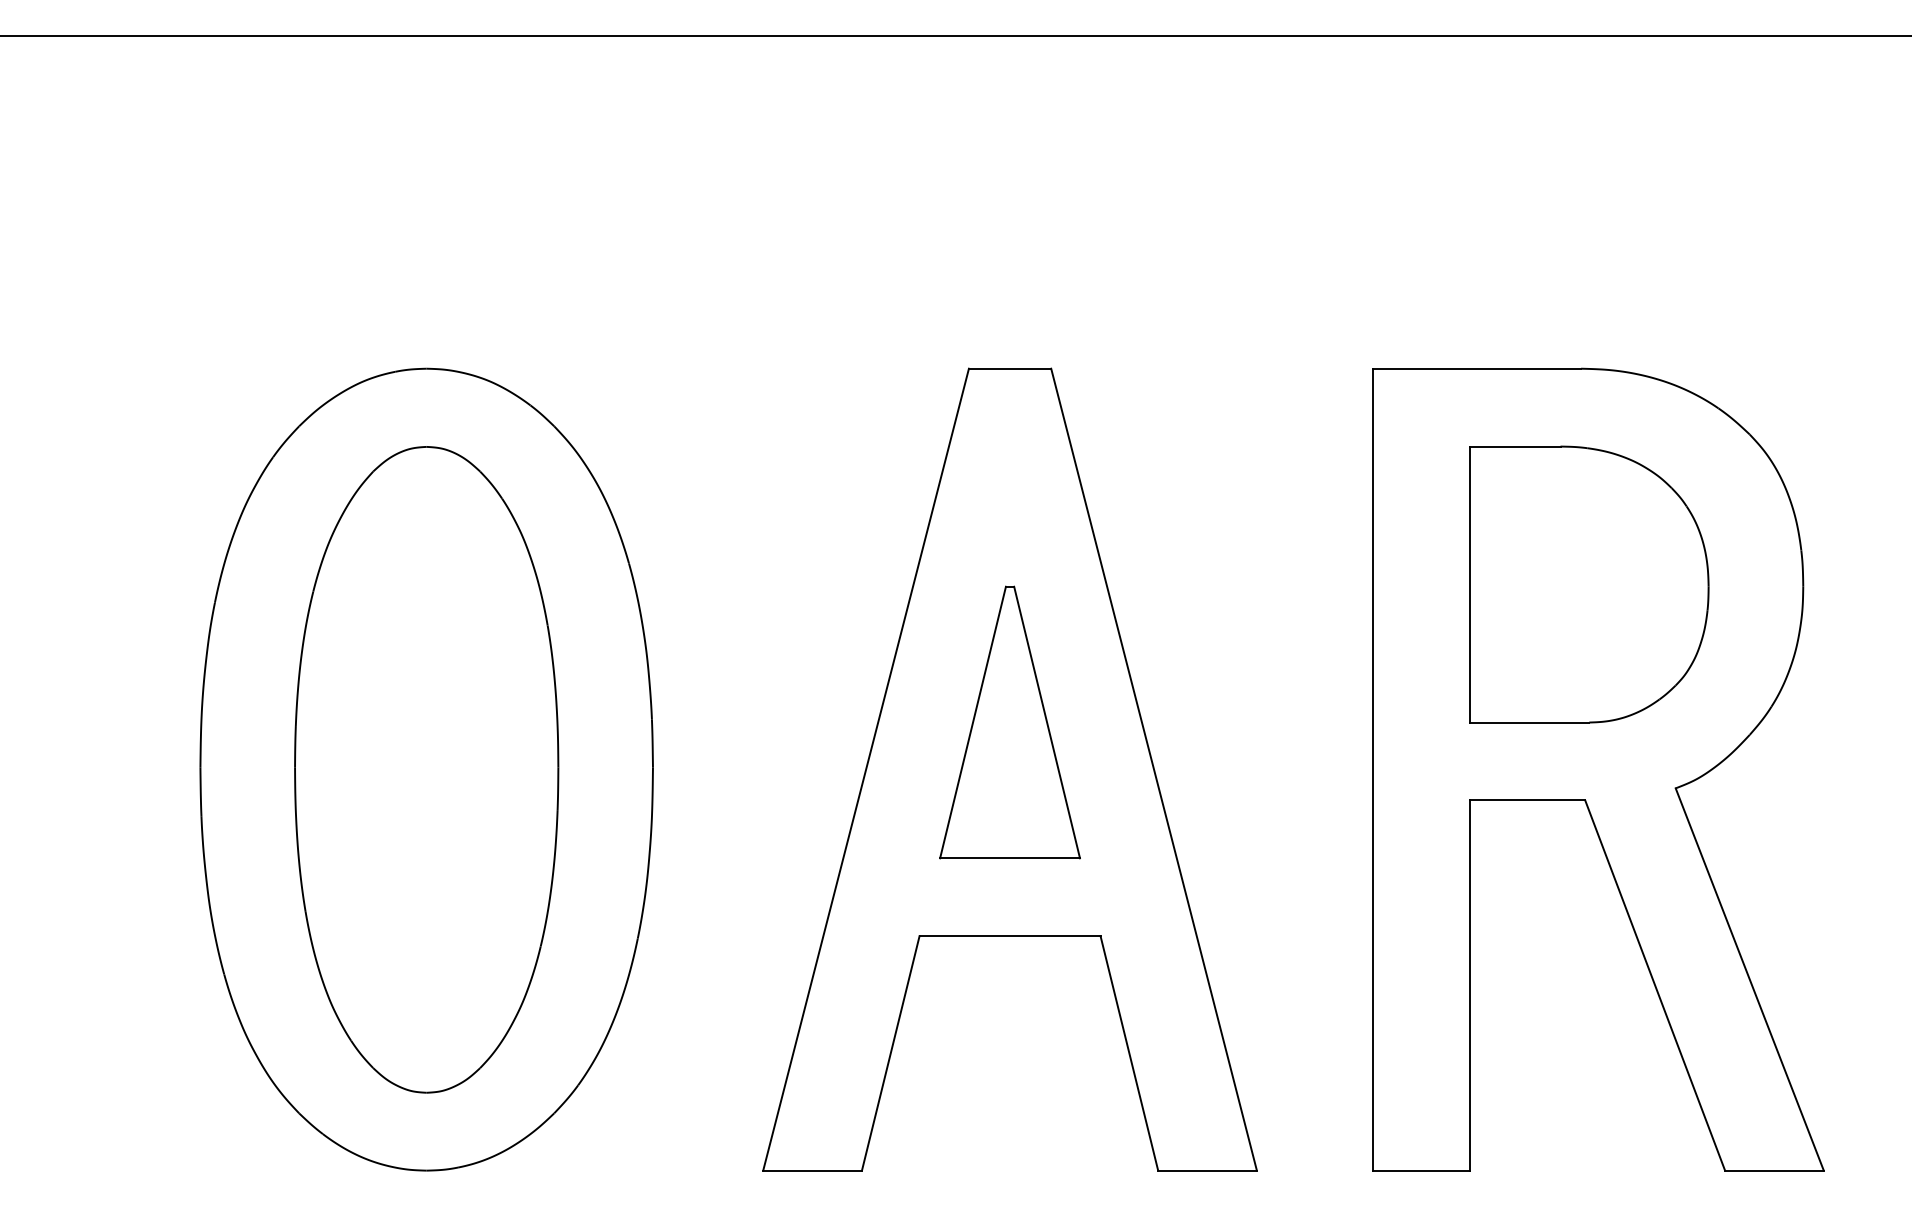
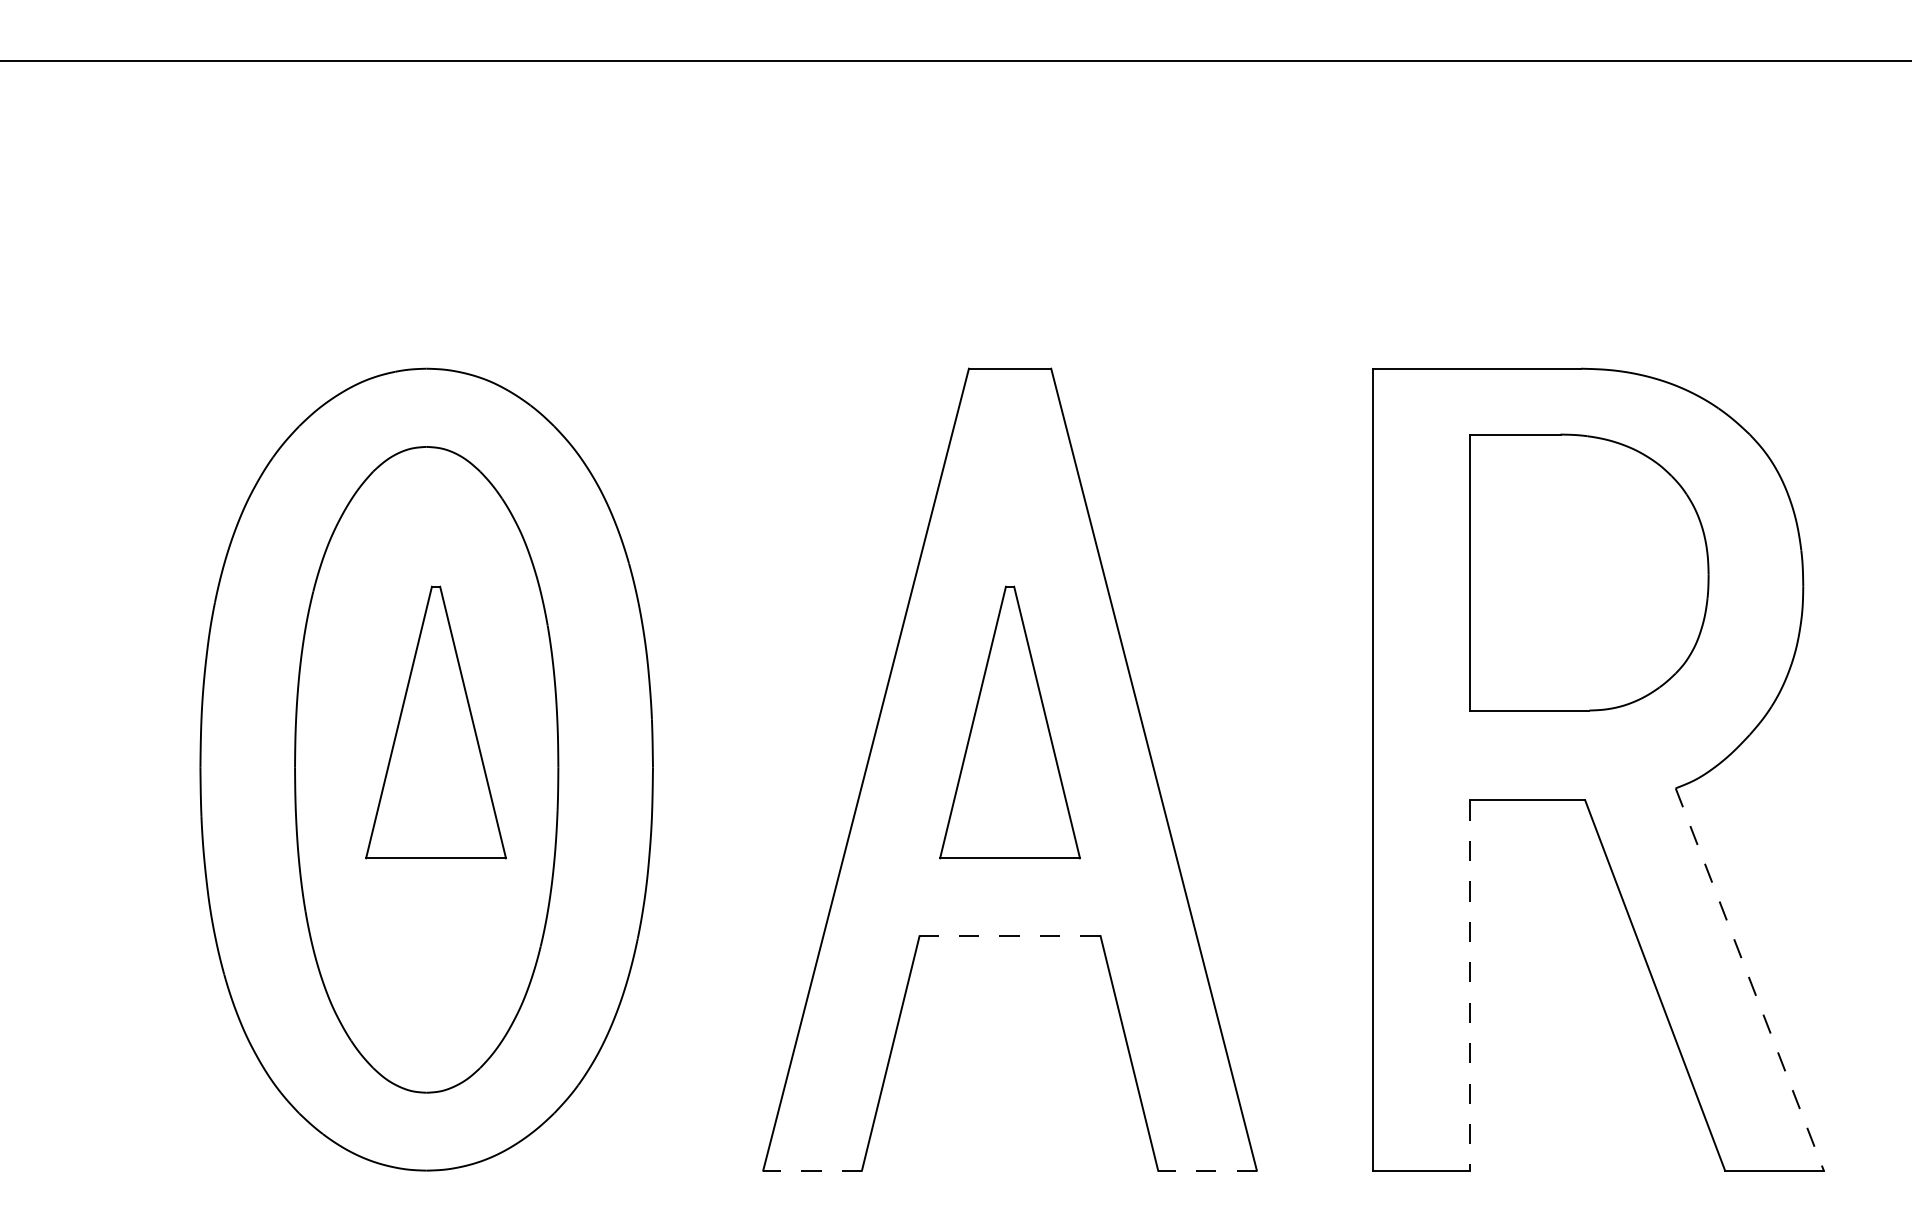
line position: (955, 36) -> (955, 61) (955, 61)
part position: (1589, 584) -> (1589, 572) (1589, 572)
part: none -> present (435, 722)
line: solid -> dashed (1010, 936)
line: solid -> dashed (1749, 979)
line: solid -> dashed (1470, 986)
line: solid -> dashed (812, 1170)
line: solid -> dashed (1207, 1170)
